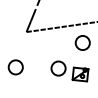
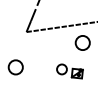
part size: 40x23 px -> 28x17 px (69, 71)
